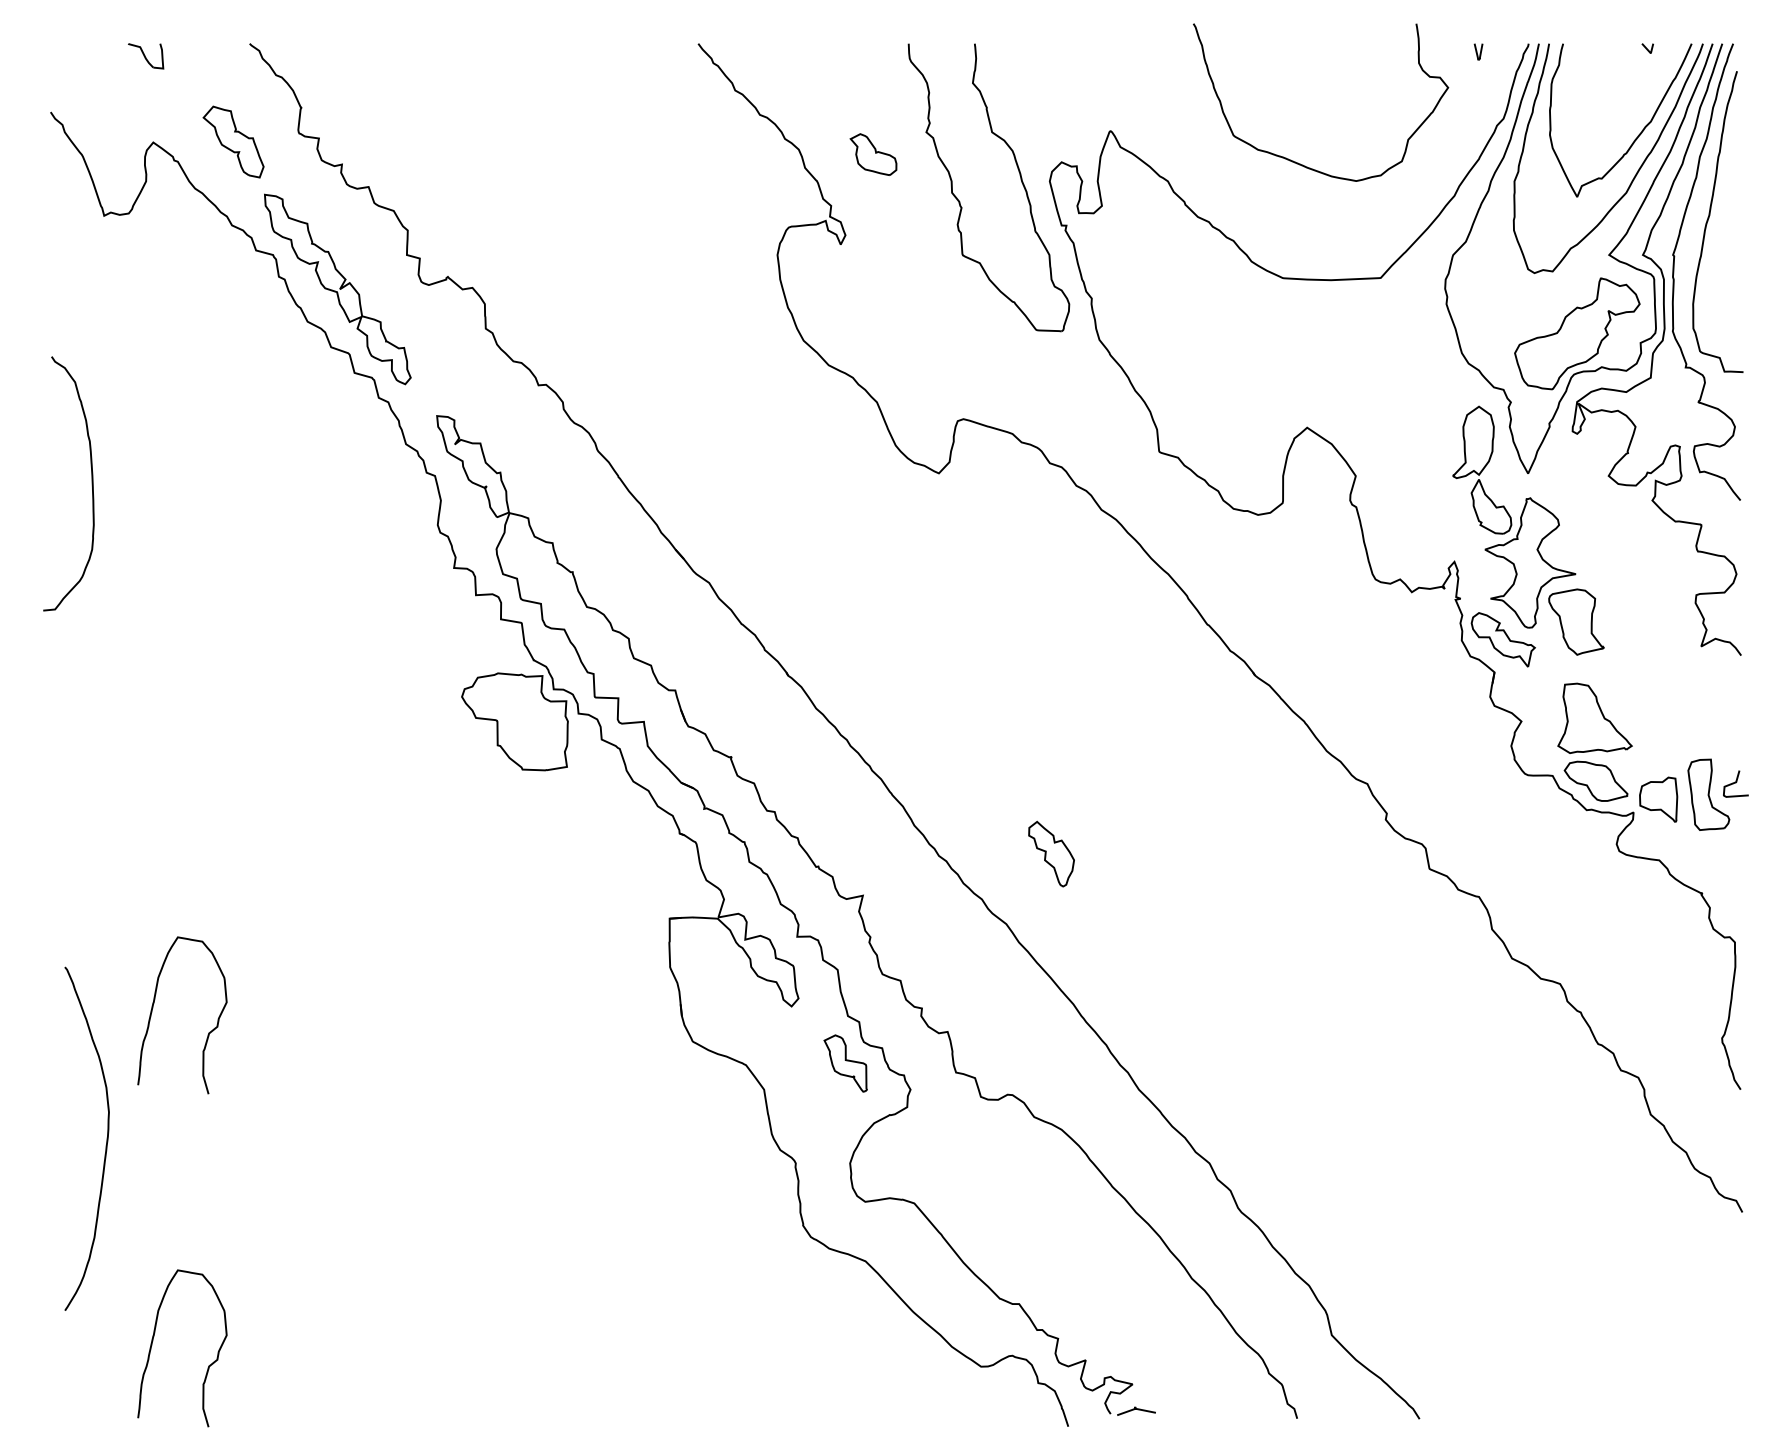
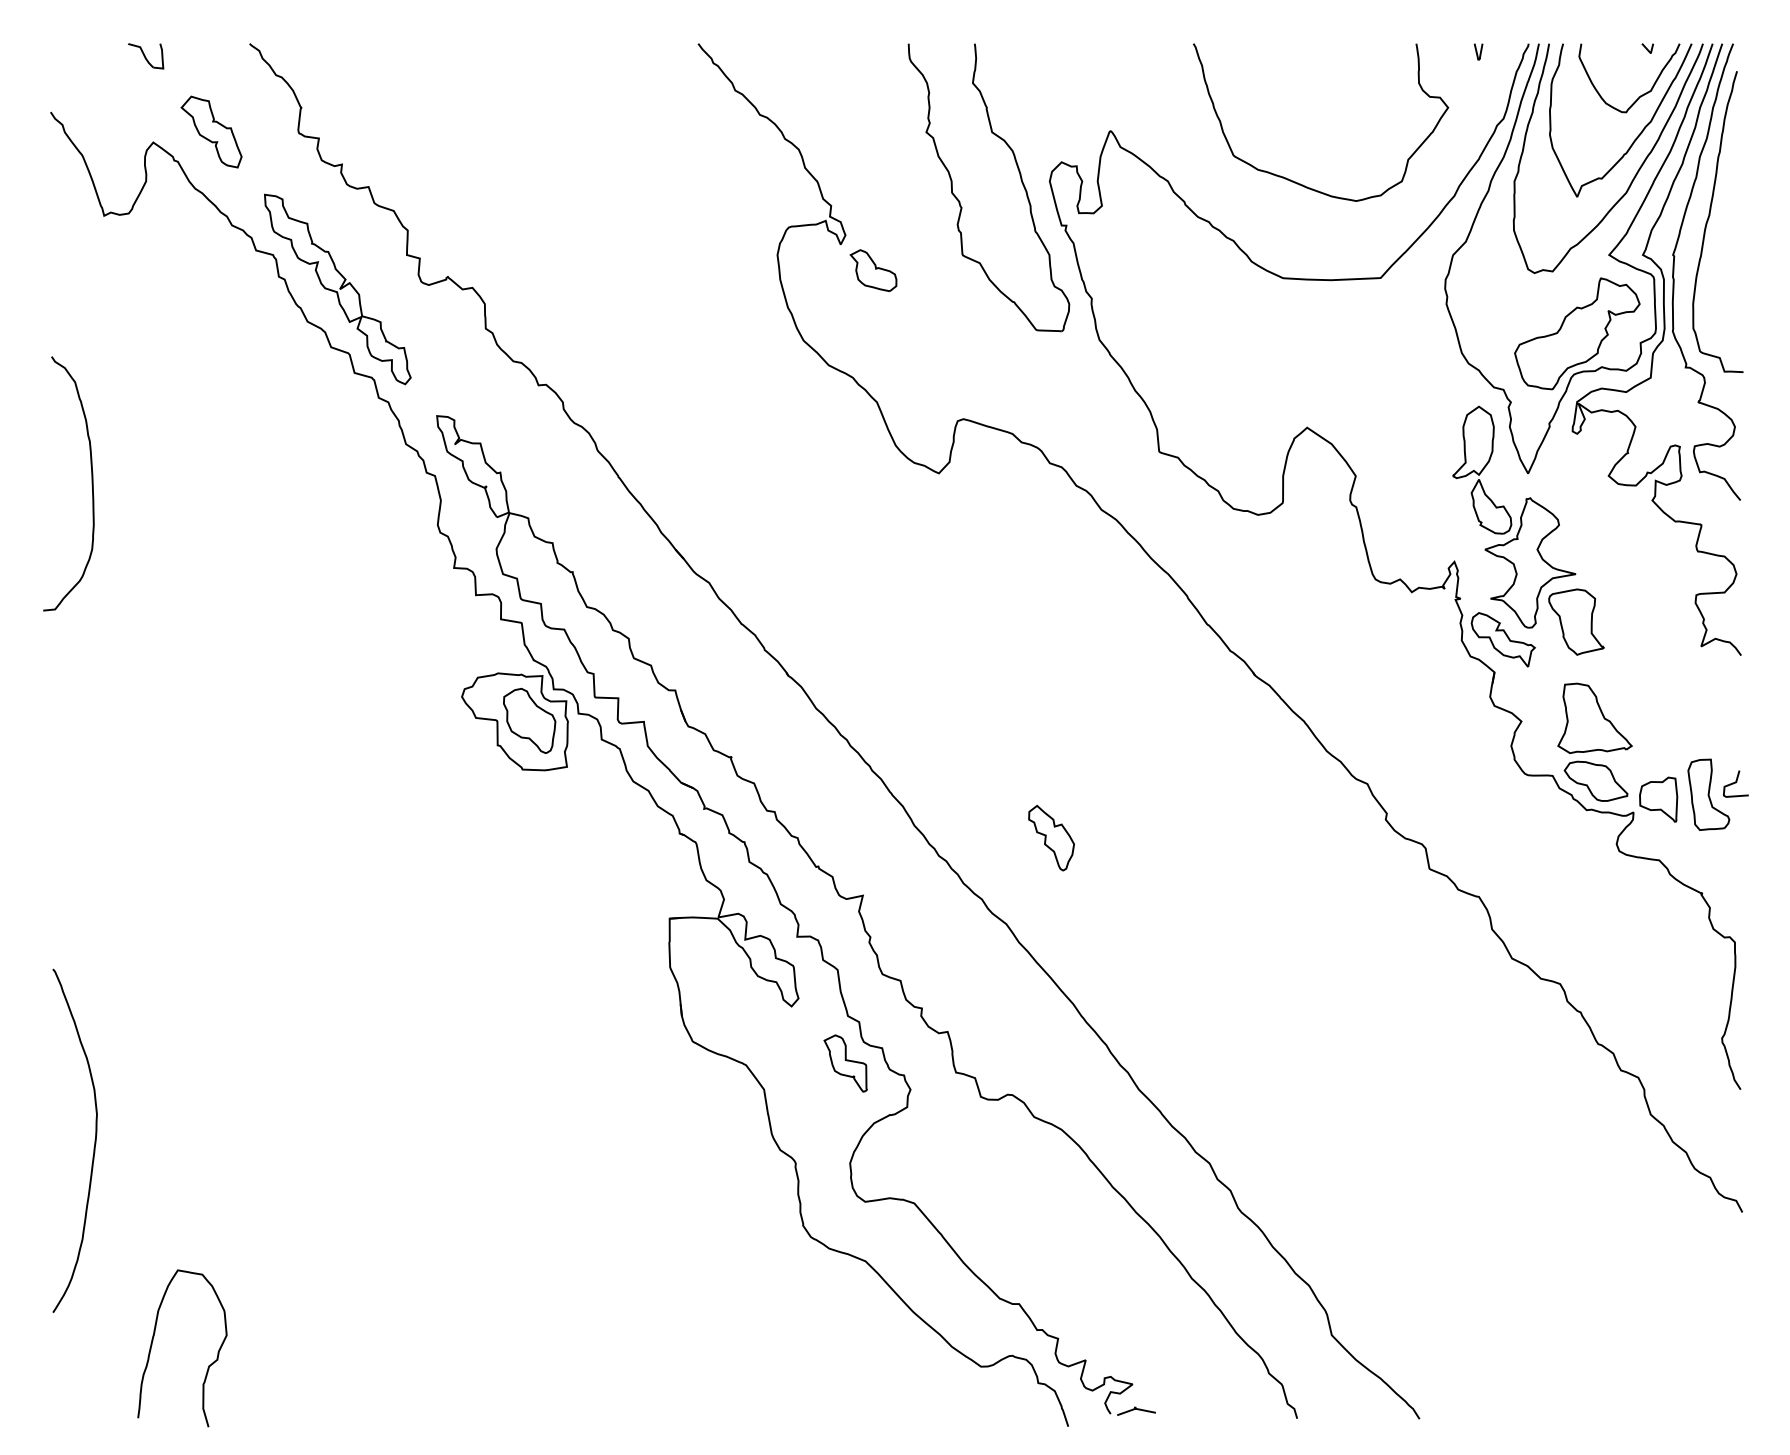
curve: none -> present (1640, 95)
part position: (233, 141) -> (211, 131) (211, 131)
part position: (873, 154) -> (873, 270) (873, 270)
curve position: (1298, 162) -> (1298, 182) (1298, 182)
part: none -> present (529, 720)
part position: (1051, 853) -> (1051, 837) (1051, 837)
curve: present -> none (153, 1008)
curve position: (106, 1138) -> (94, 1140) (94, 1140)
